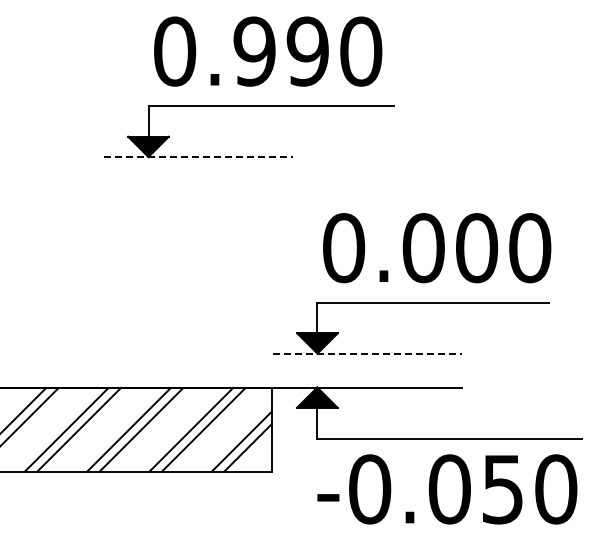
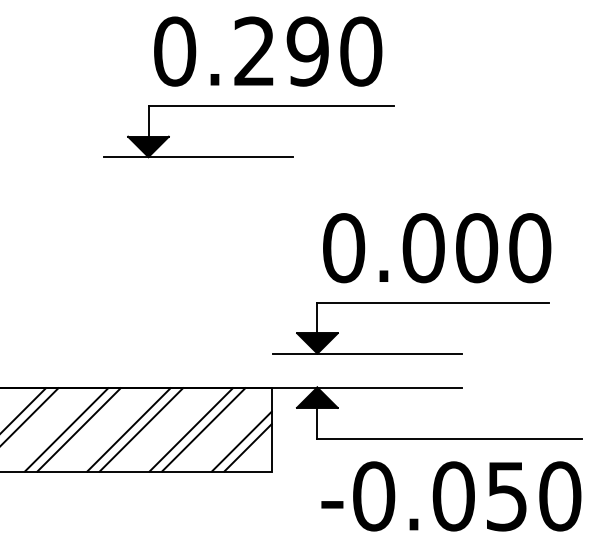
text: 0.990 -> 0.290 (254, 51)
line: dashed -> solid (198, 157)
line: dashed -> solid (367, 353)
text position: (447, 489) -> (451, 496) (451, 496)
